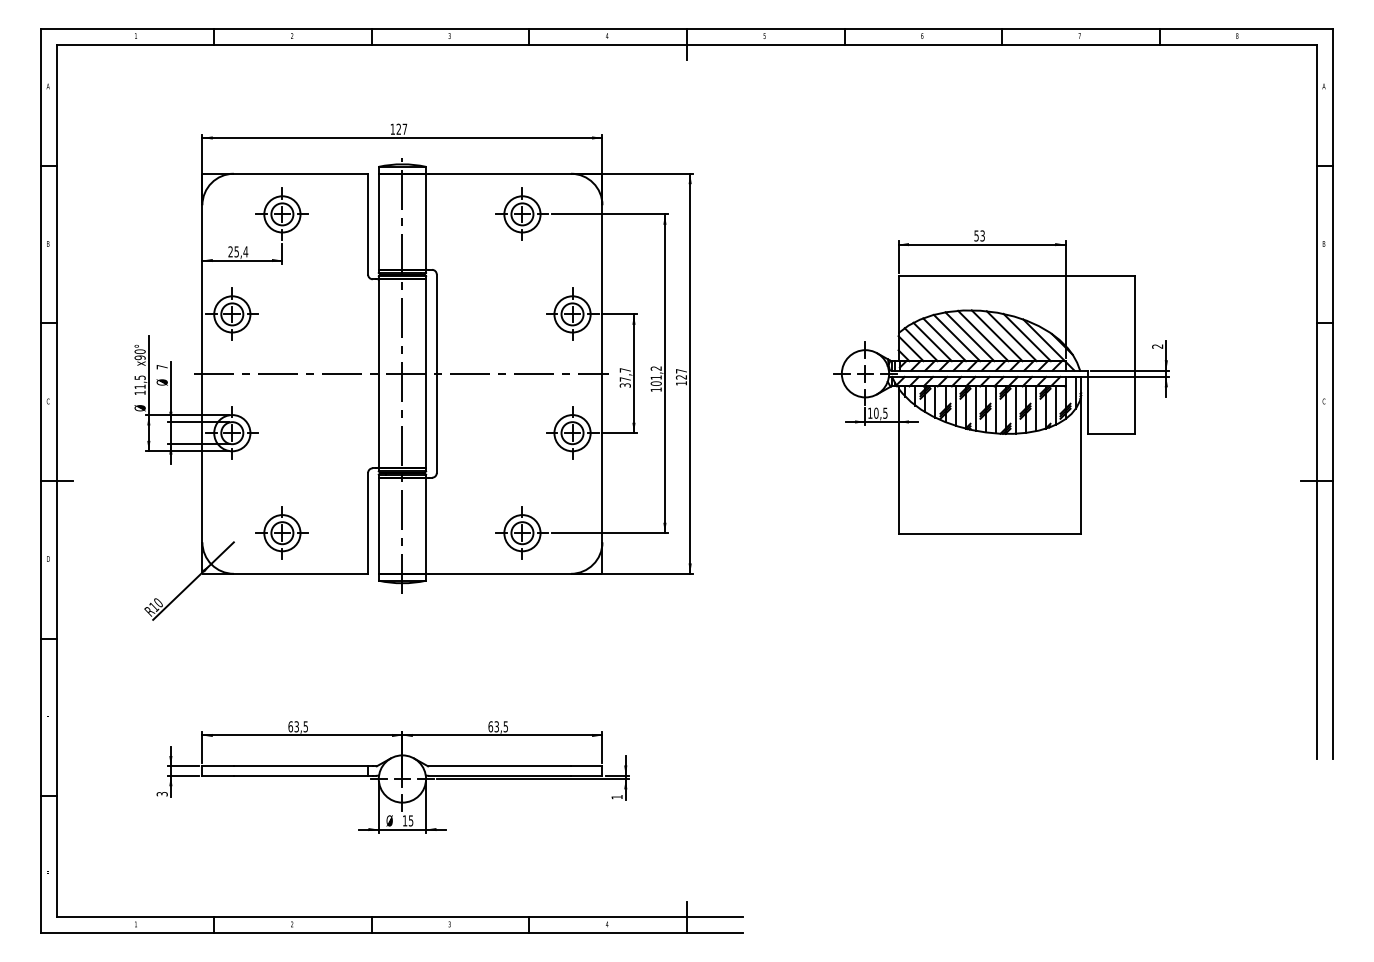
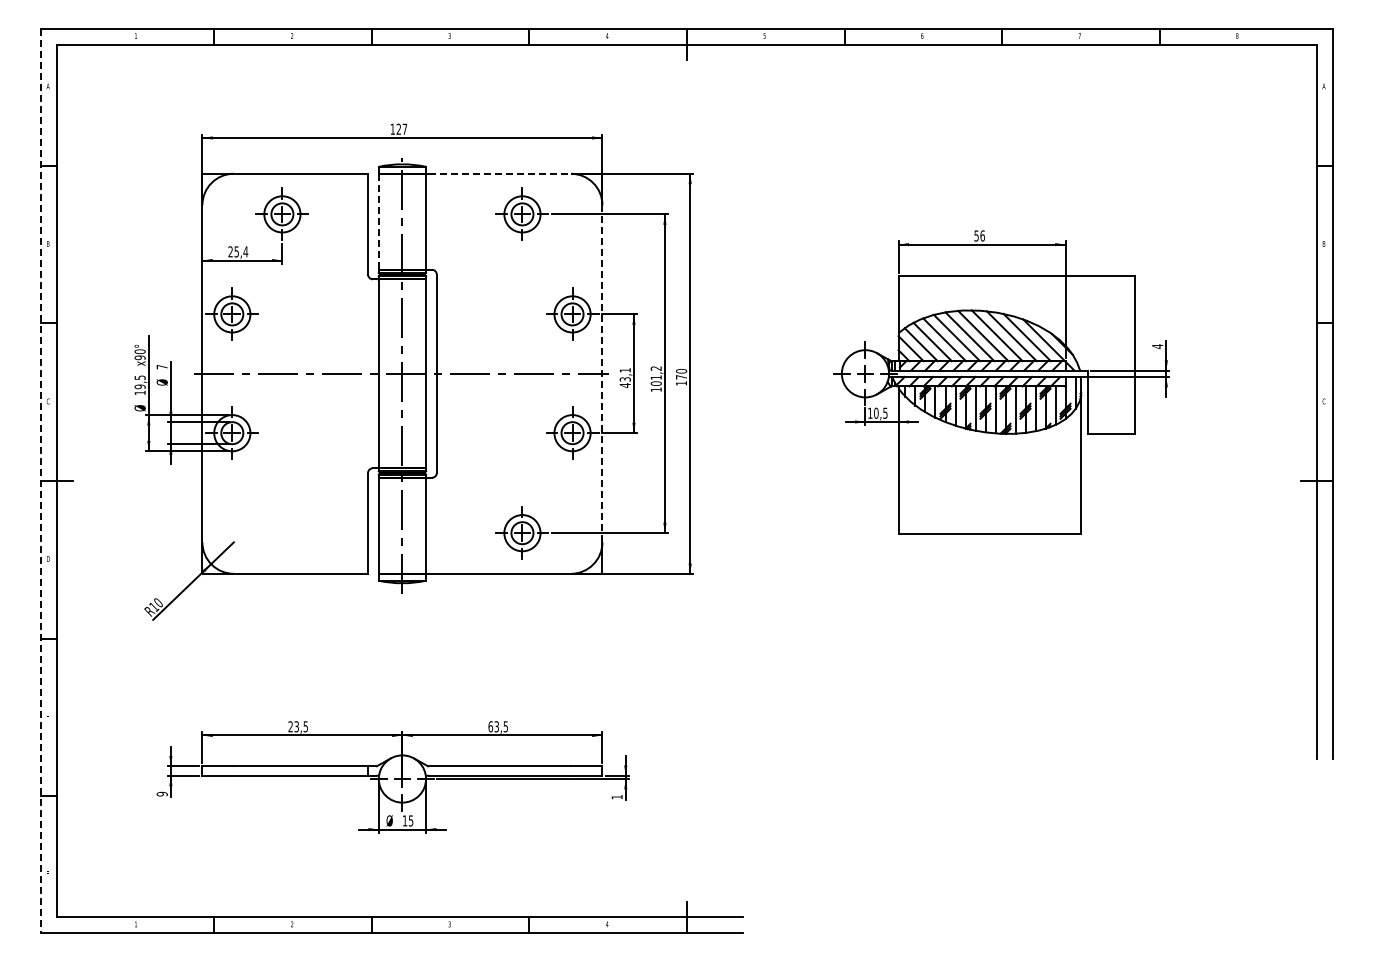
line: solid -> dashed (500, 173)
line: solid -> dashed (378, 222)
text: 53 -> 56 (982, 235)
text: 2 -> 4 (1157, 346)
line: solid -> dashed (602, 373)
text: 127 -> 170 (681, 373)
text: 37,7 -> 43,1 (624, 377)
text: 11,5 -> 19,5 (139, 386)
line: solid -> dashed (41, 481)
part: present -> none (281, 532)
text: 63,5 -> 23,5 (290, 726)
text: 3 -> 9 (161, 793)
